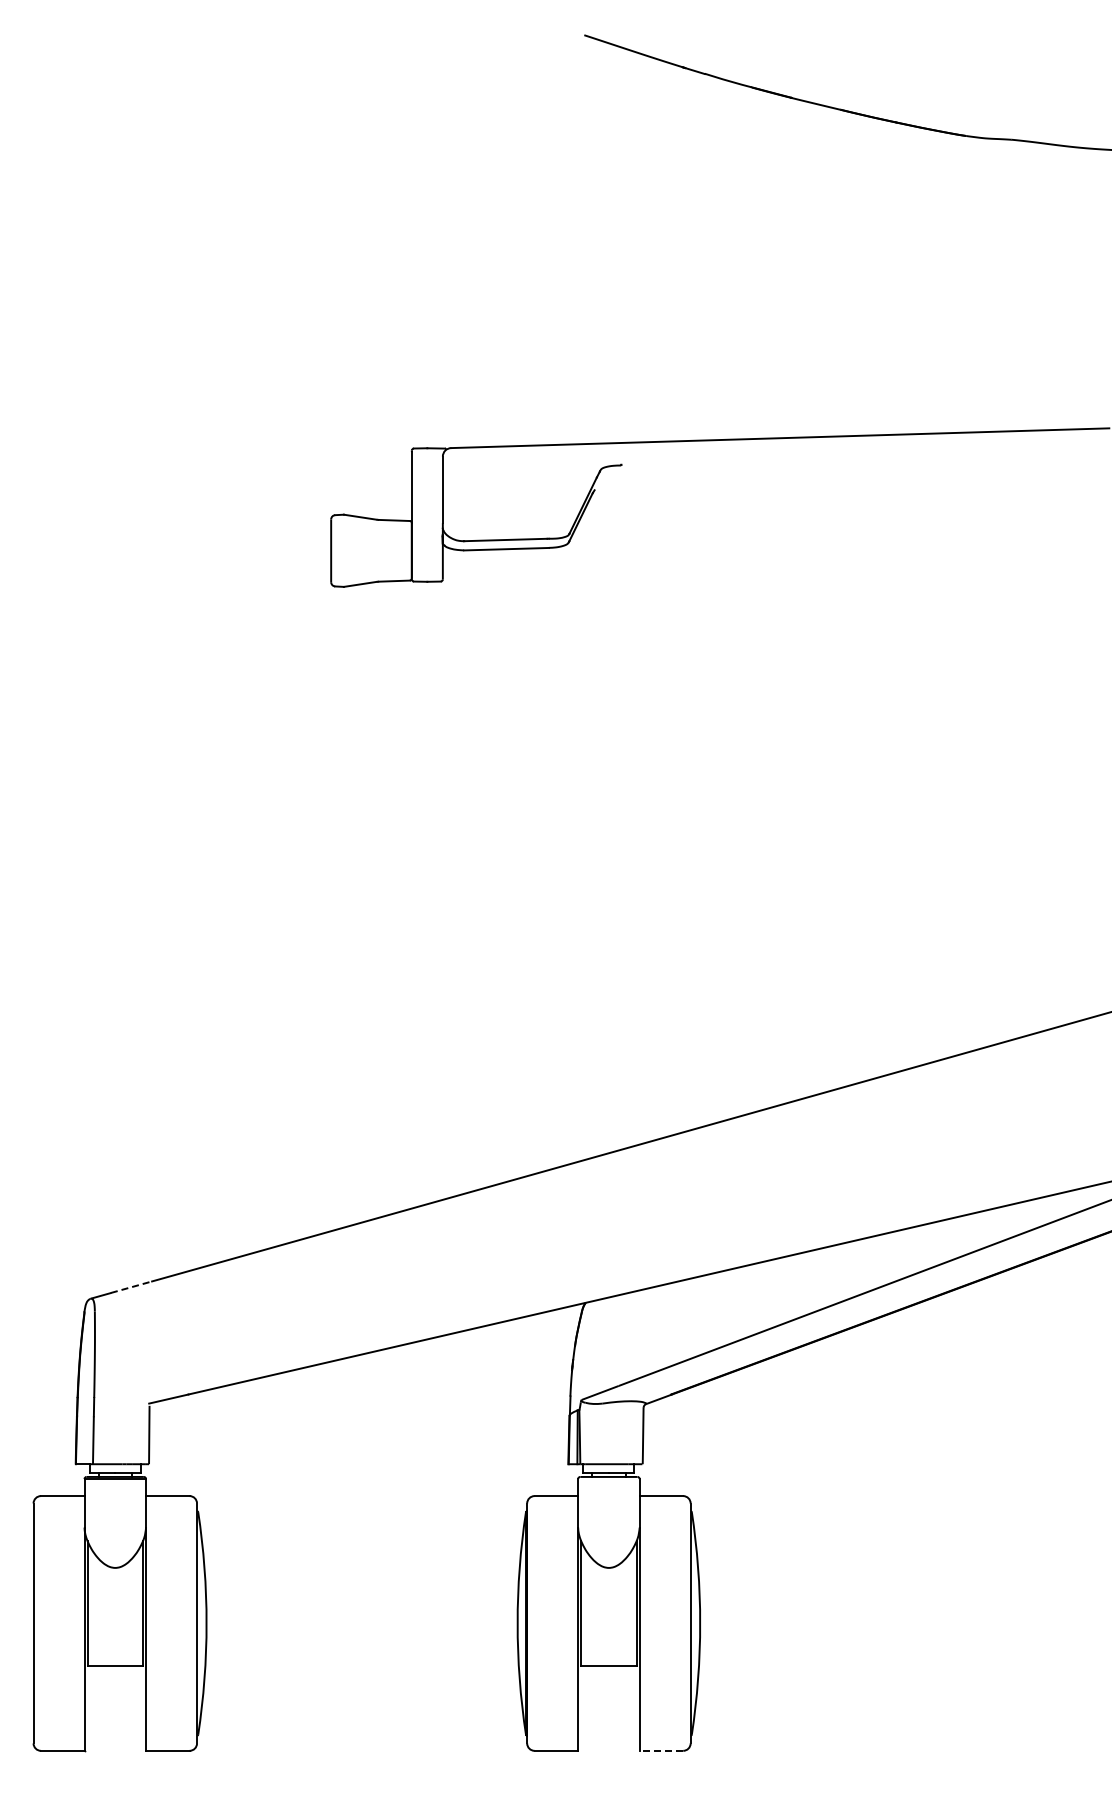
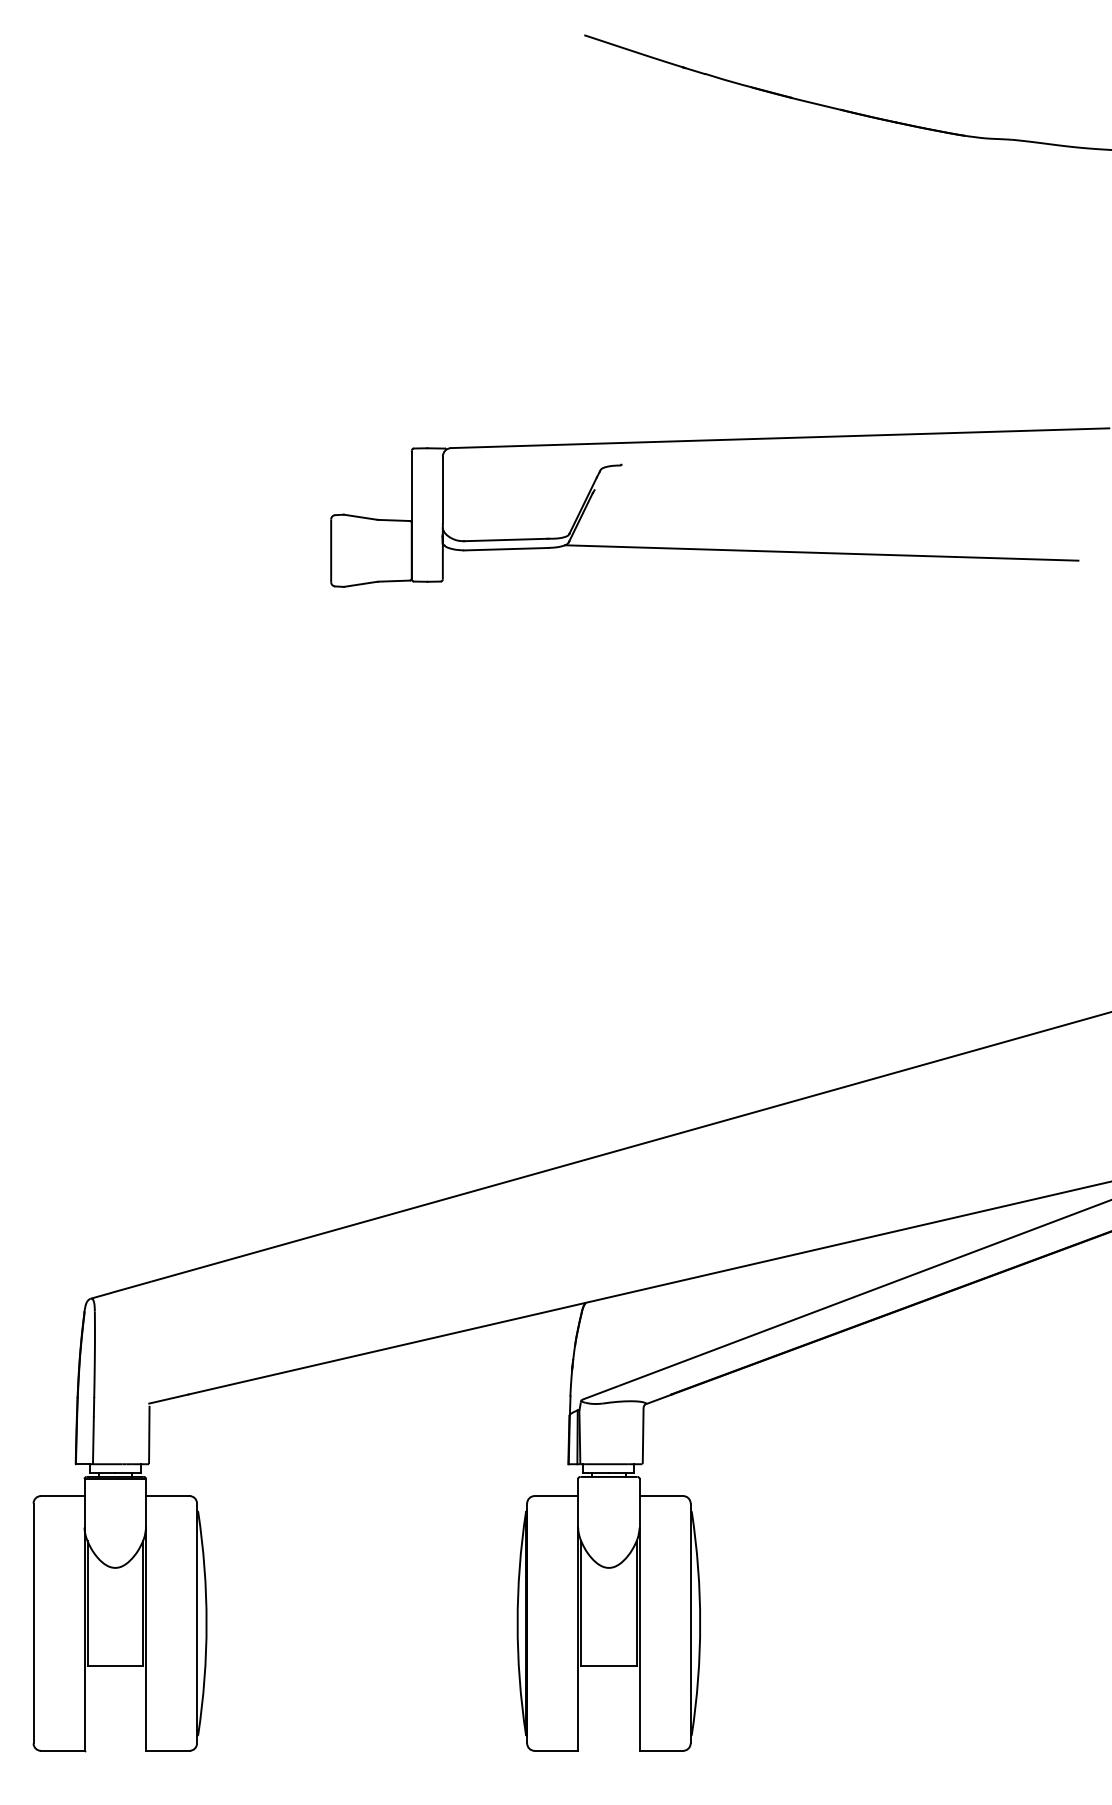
line: none -> present (821, 552)
line: dashed -> solid (130, 1287)
line: dashed -> solid (661, 1750)
